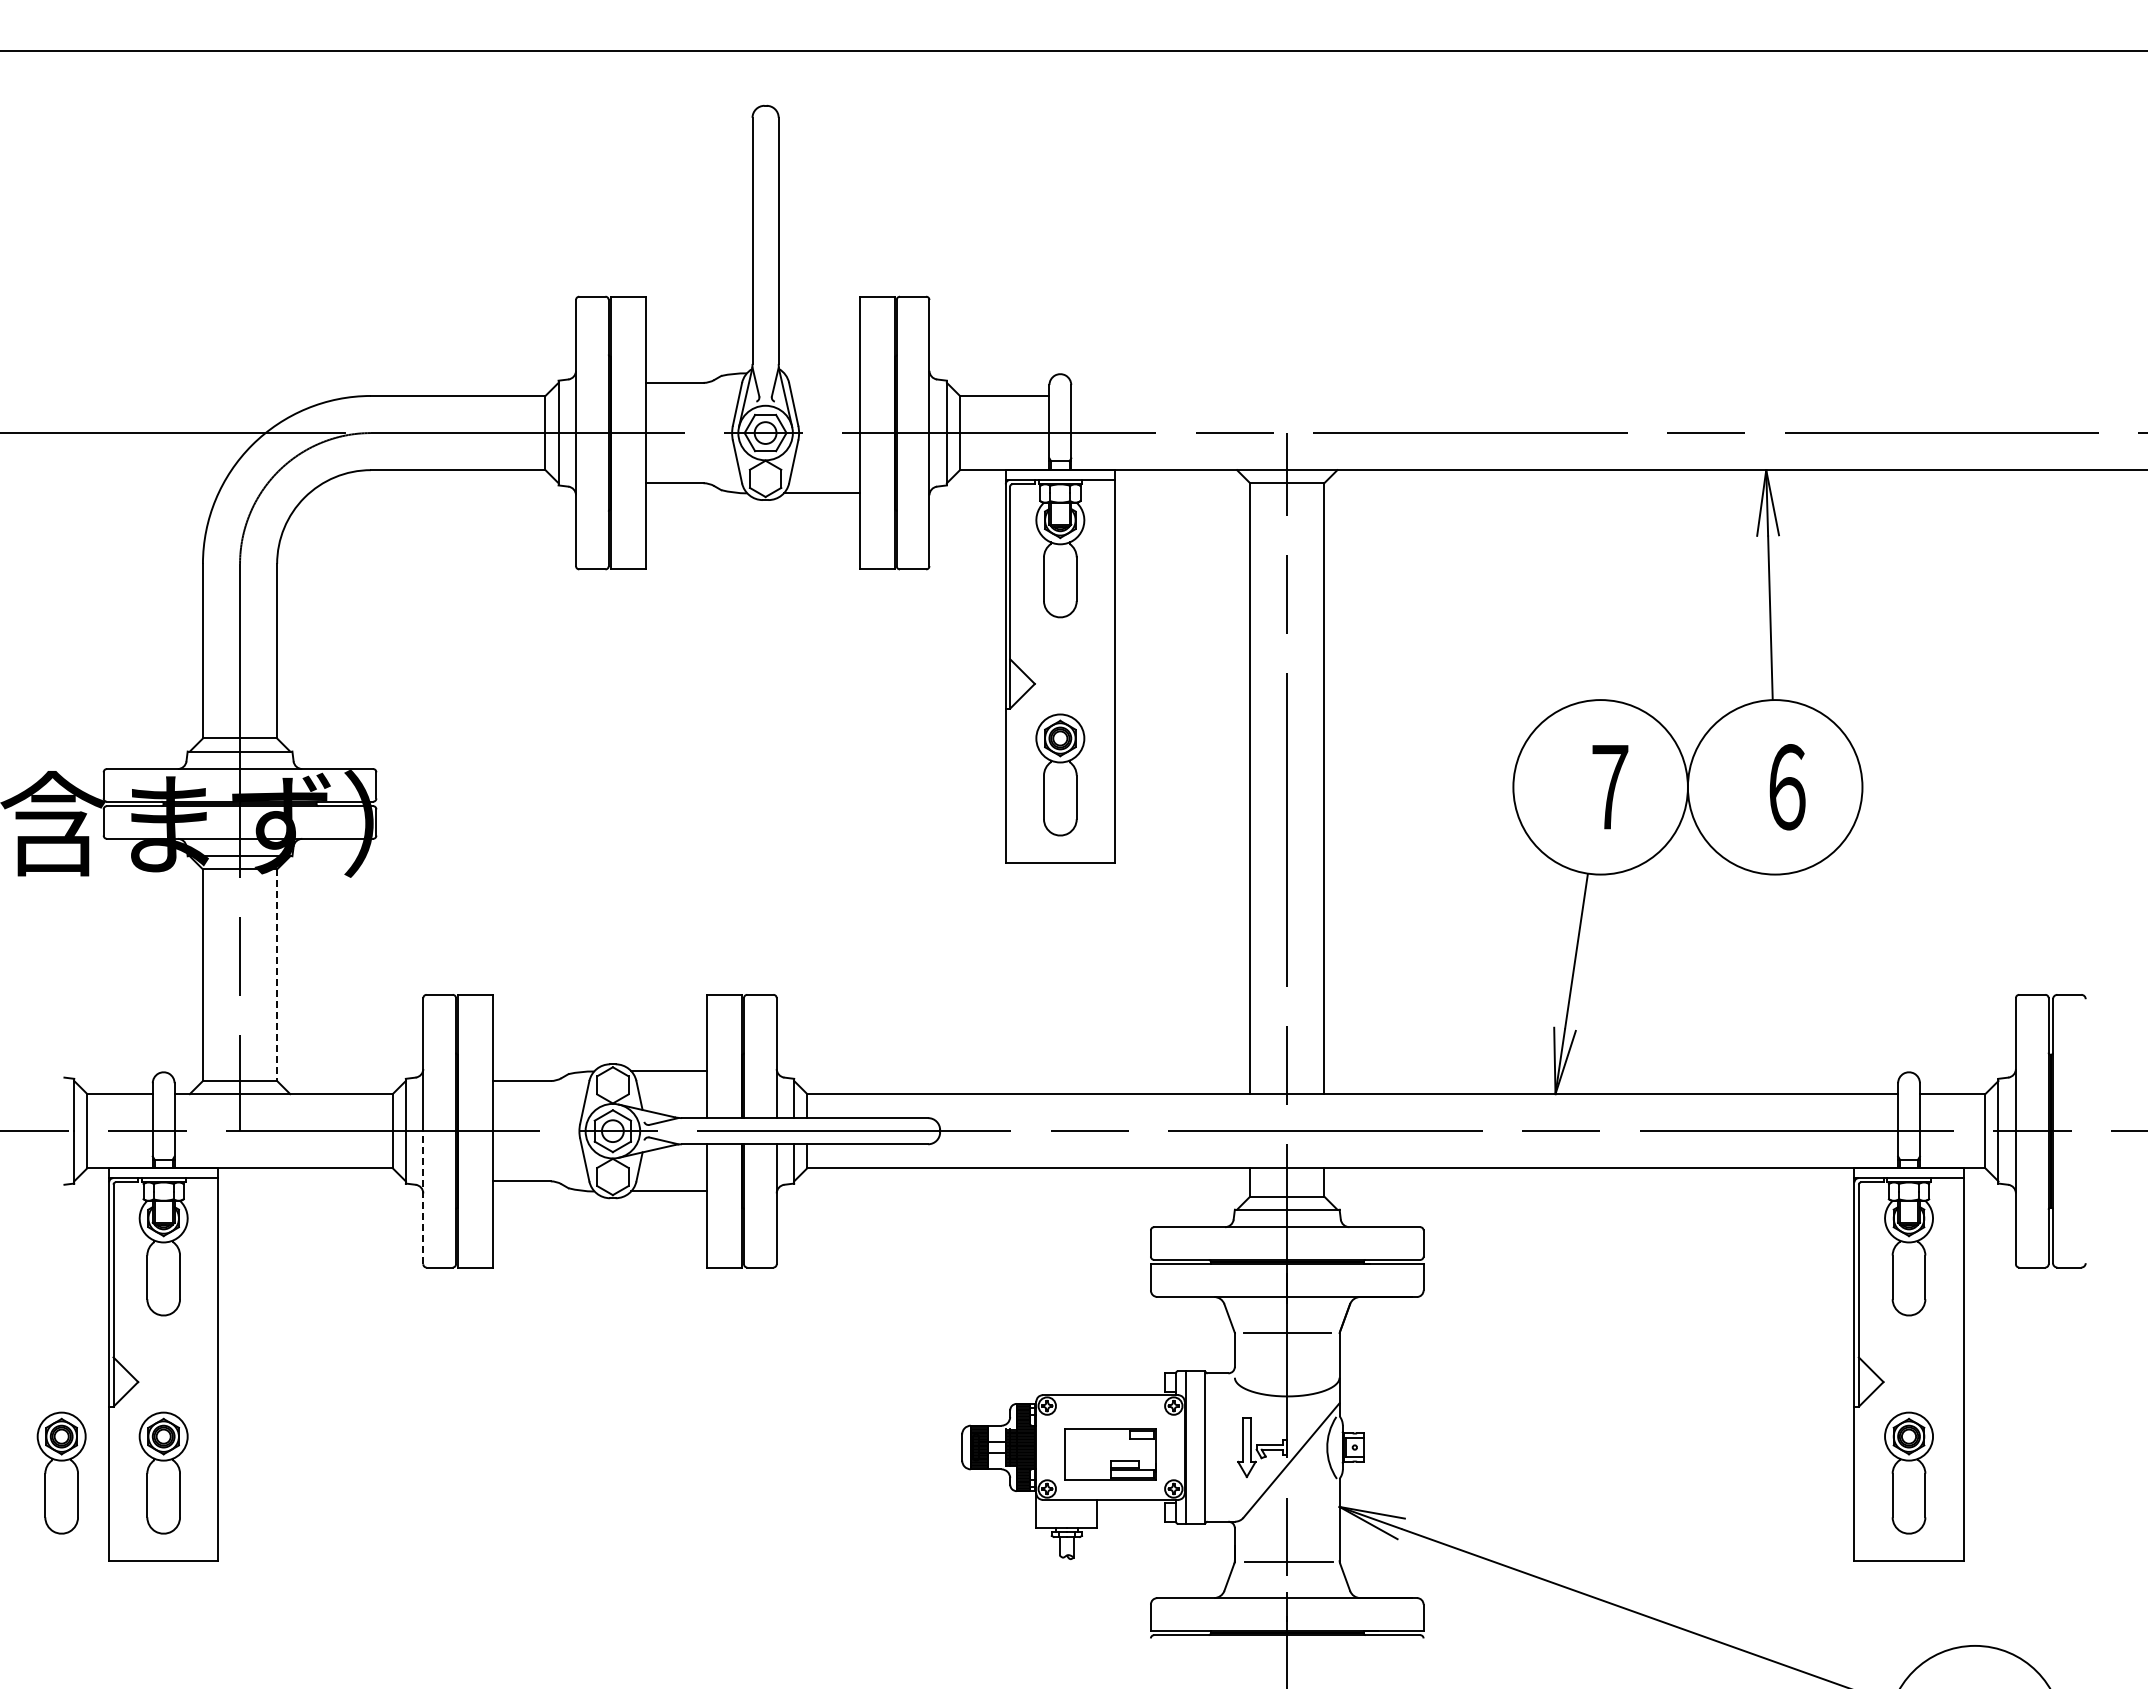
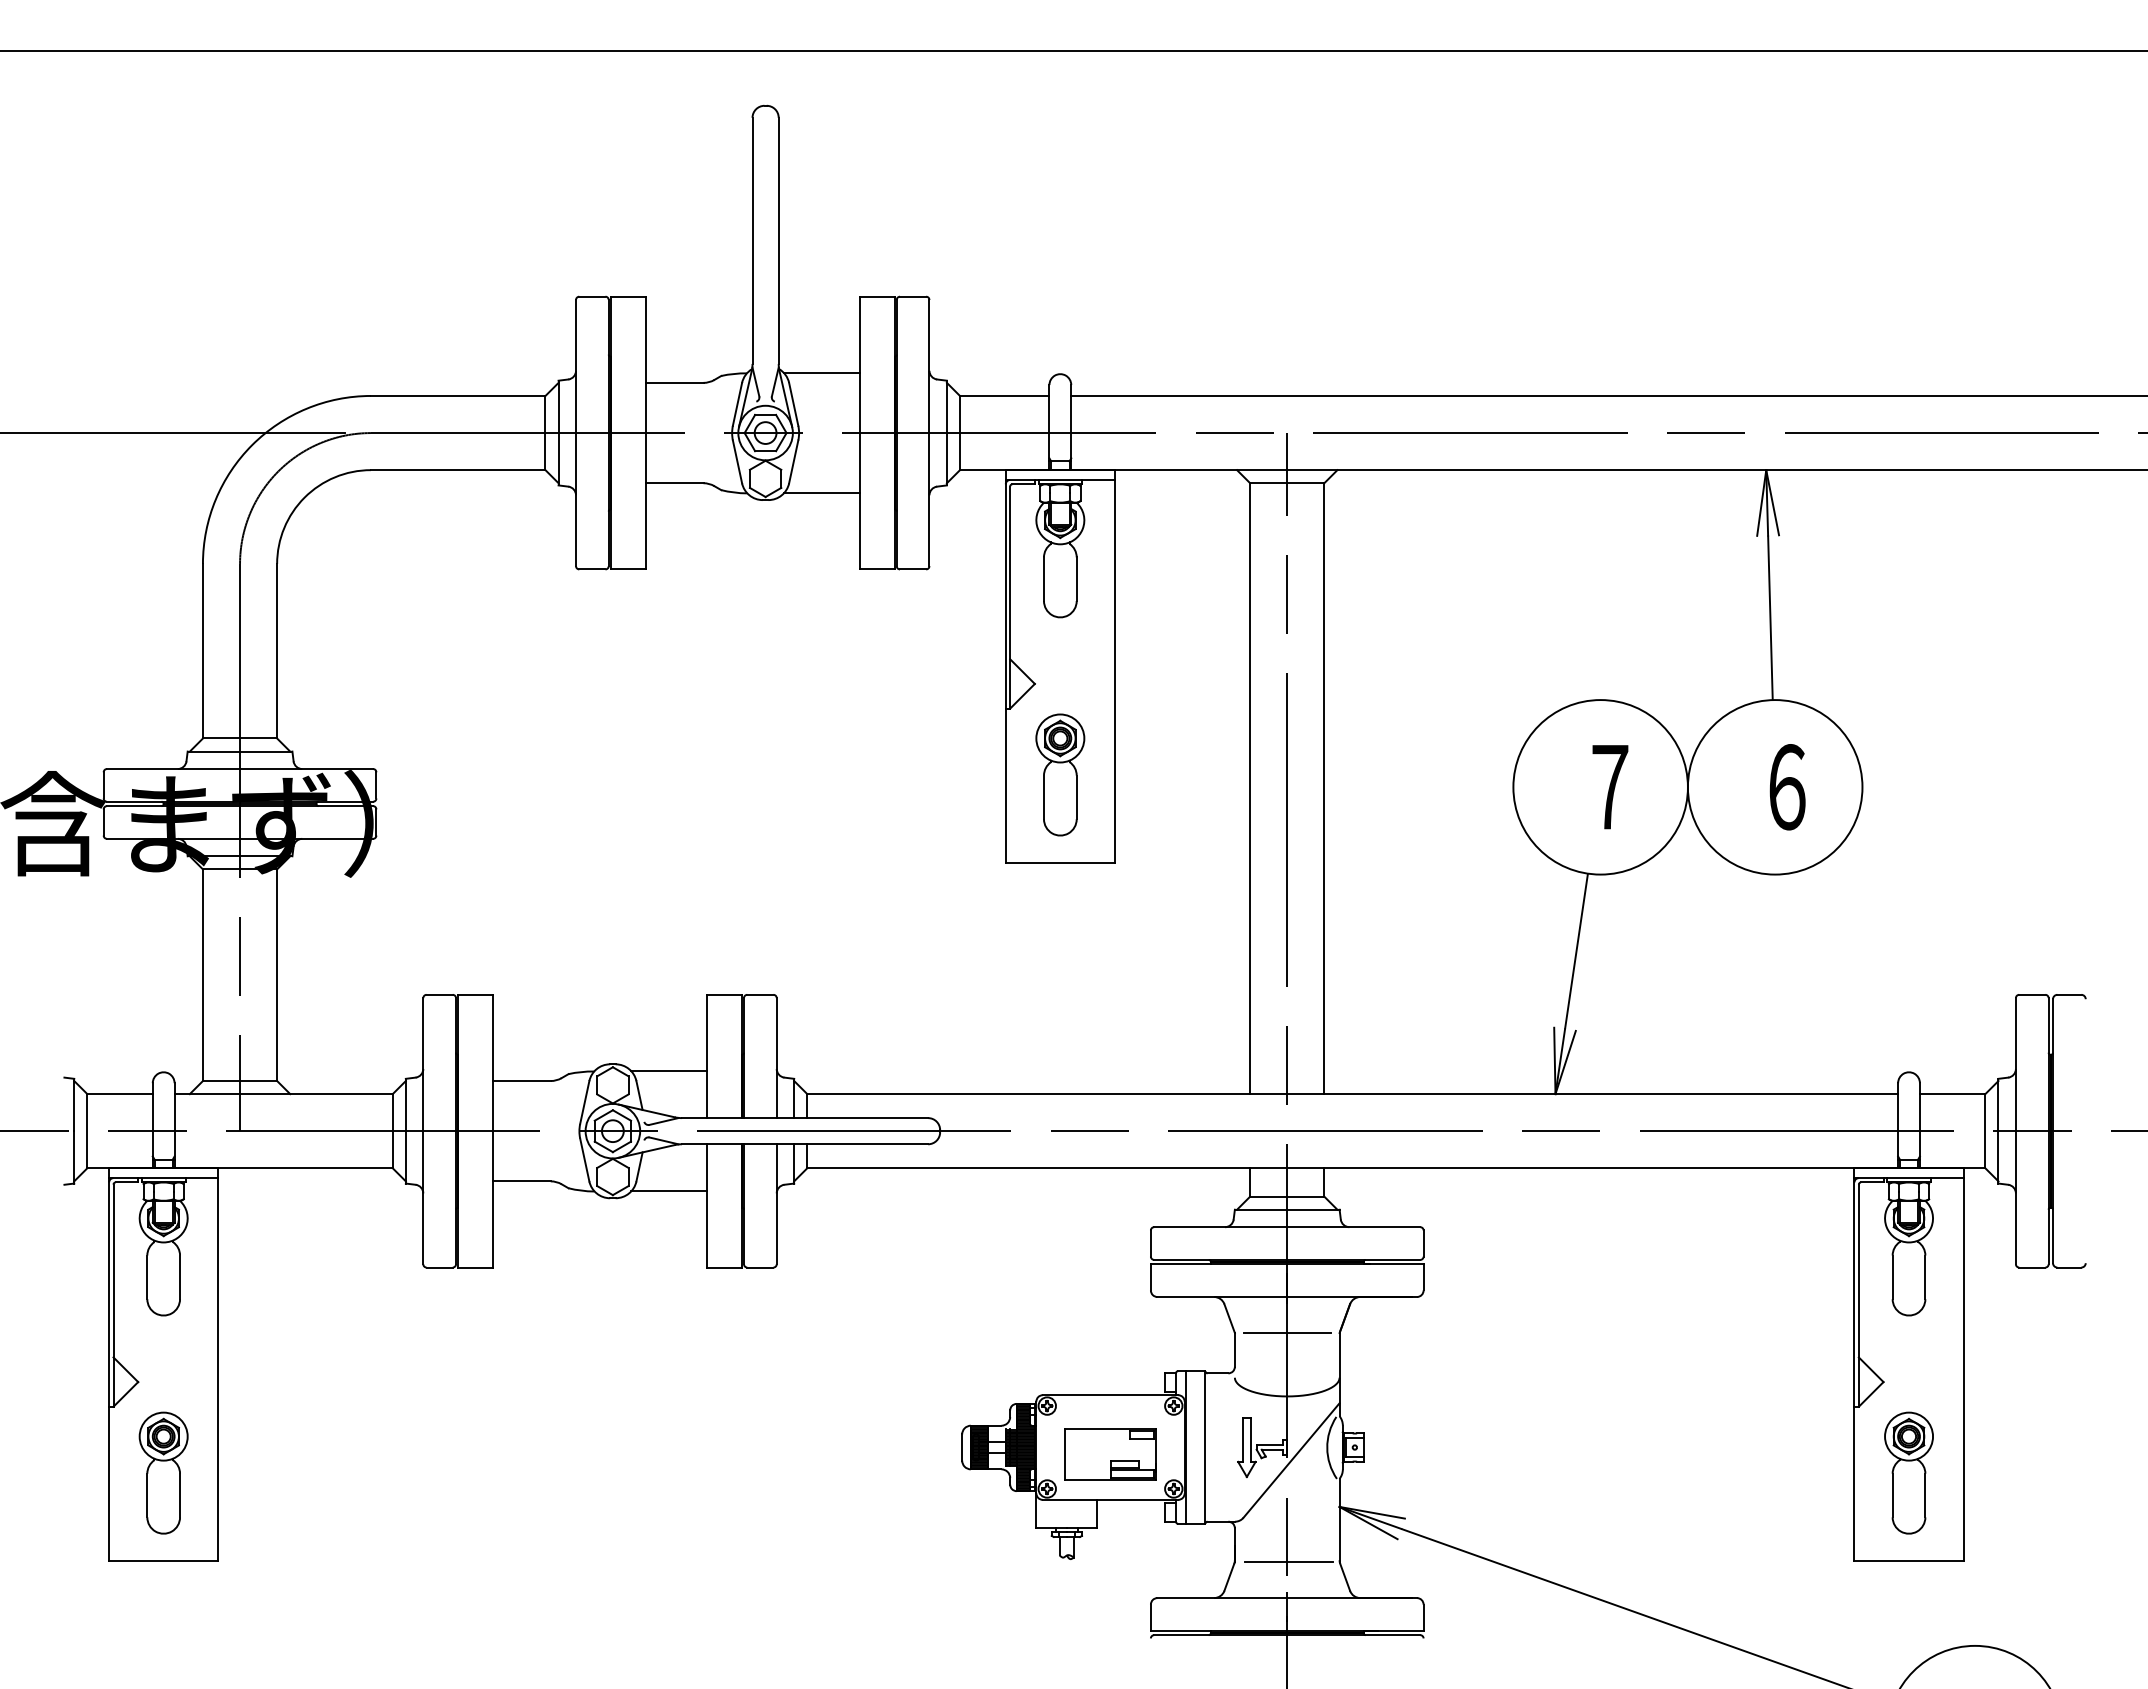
line: none -> present (821, 373)
line: none -> present (1607, 395)
line: dashed -> solid (277, 975)
line: dashed -> solid (423, 1197)
part: present -> none (61, 1472)
